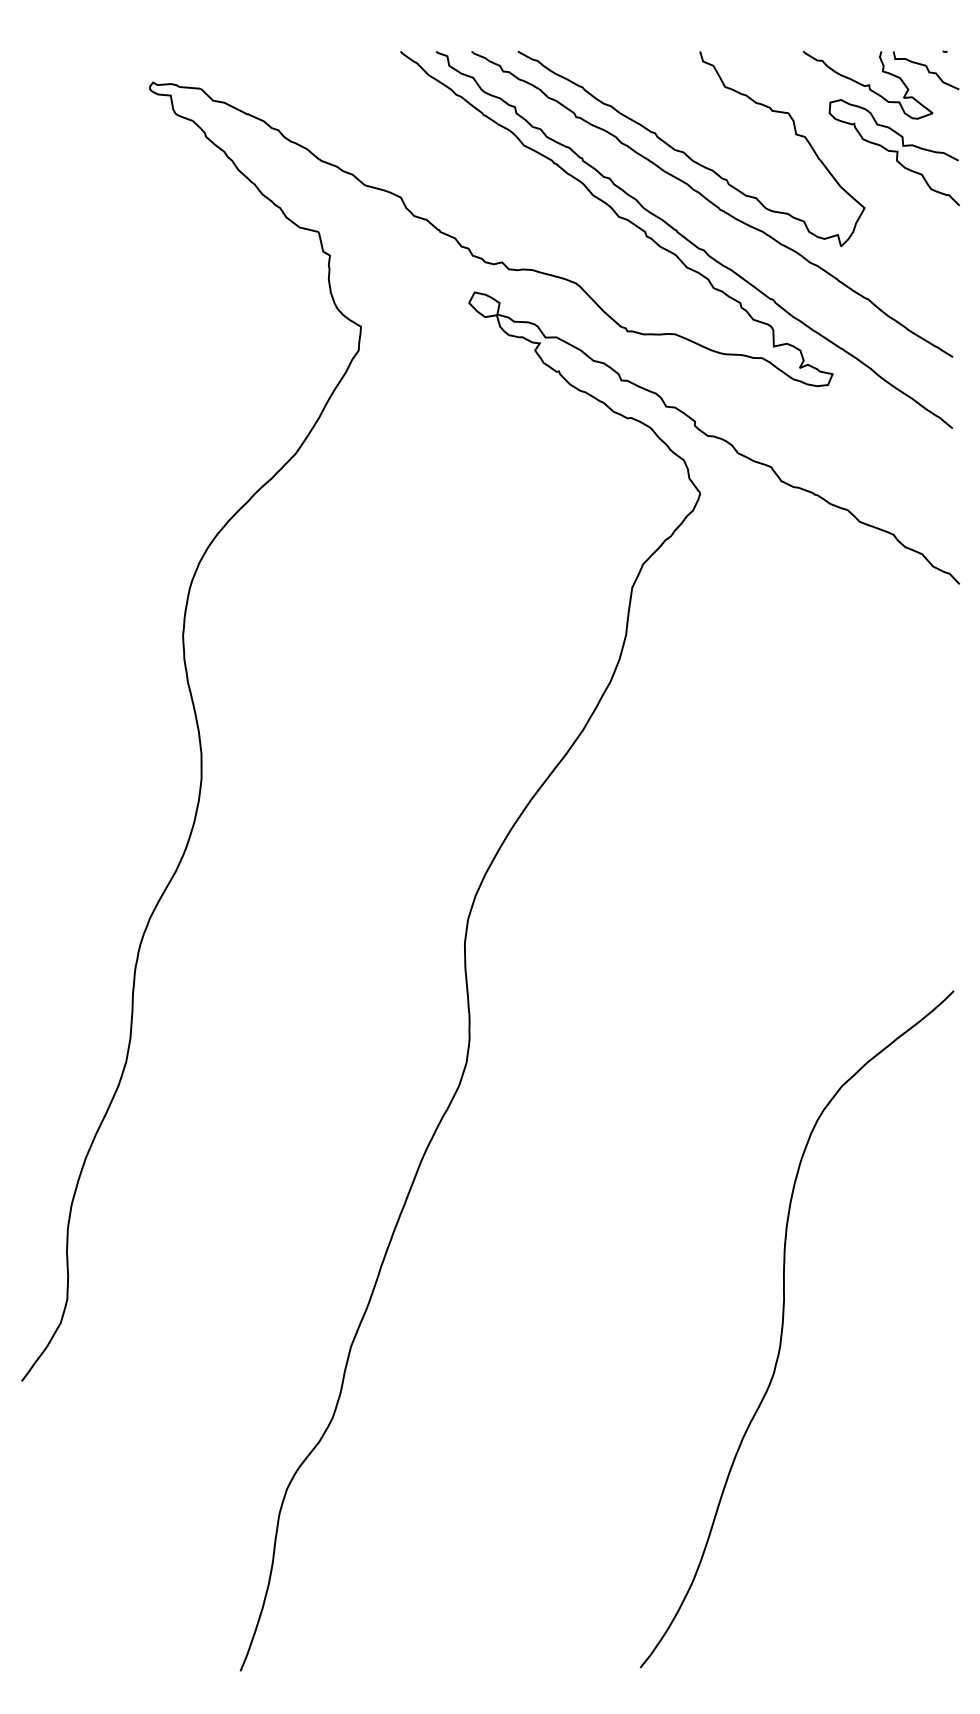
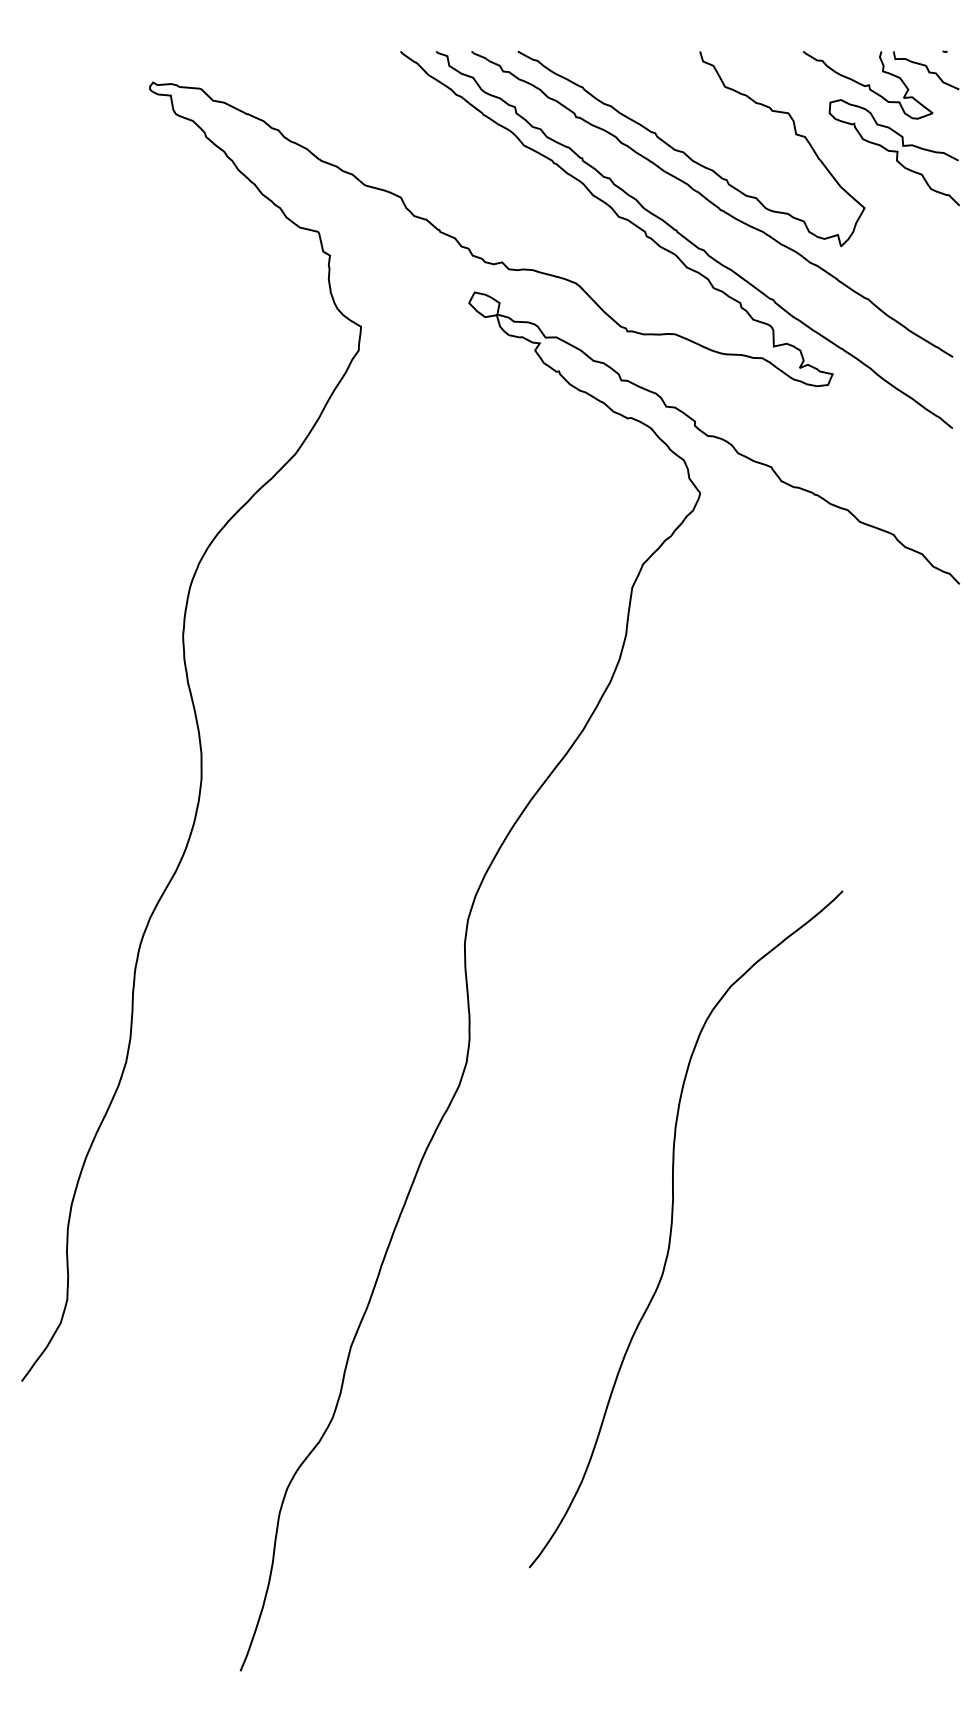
curve position: (783, 1328) -> (672, 1228) (672, 1228)
